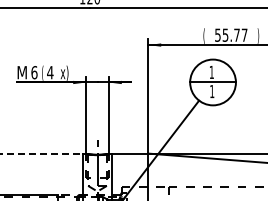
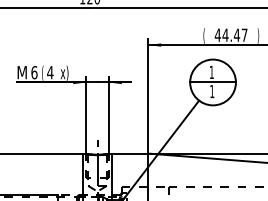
text: 55.77 -> 44.47 (227, 34)
line: dashed -> solid (41, 153)
